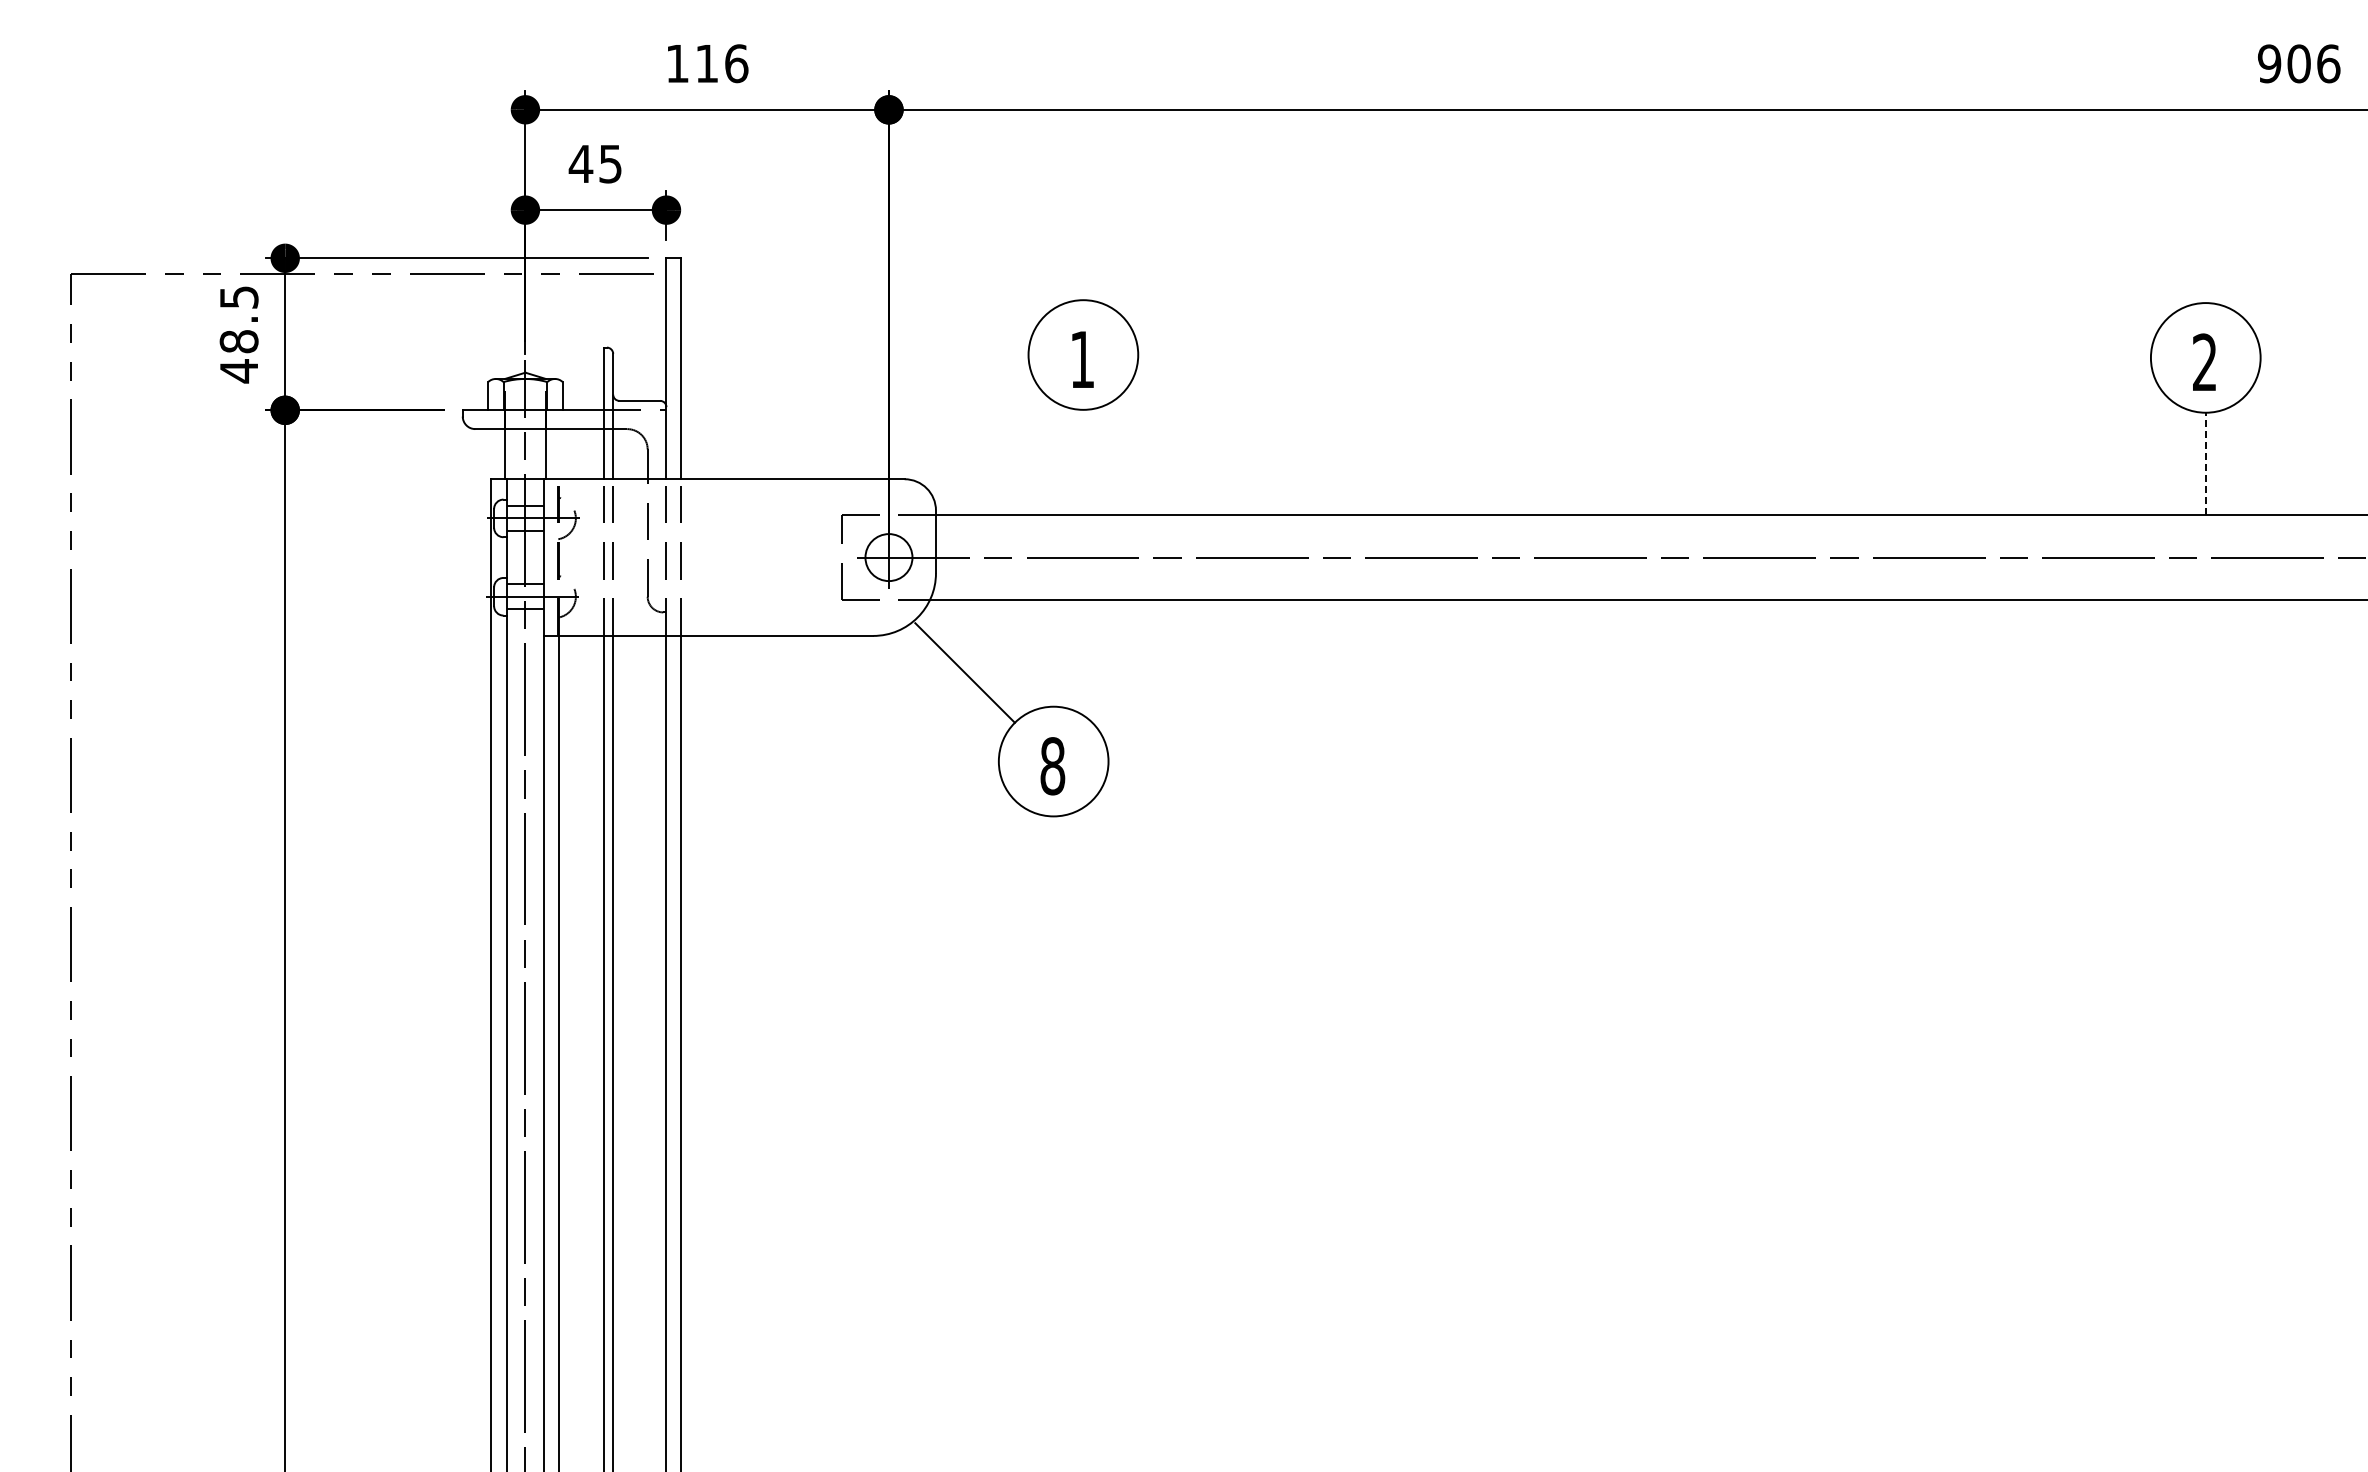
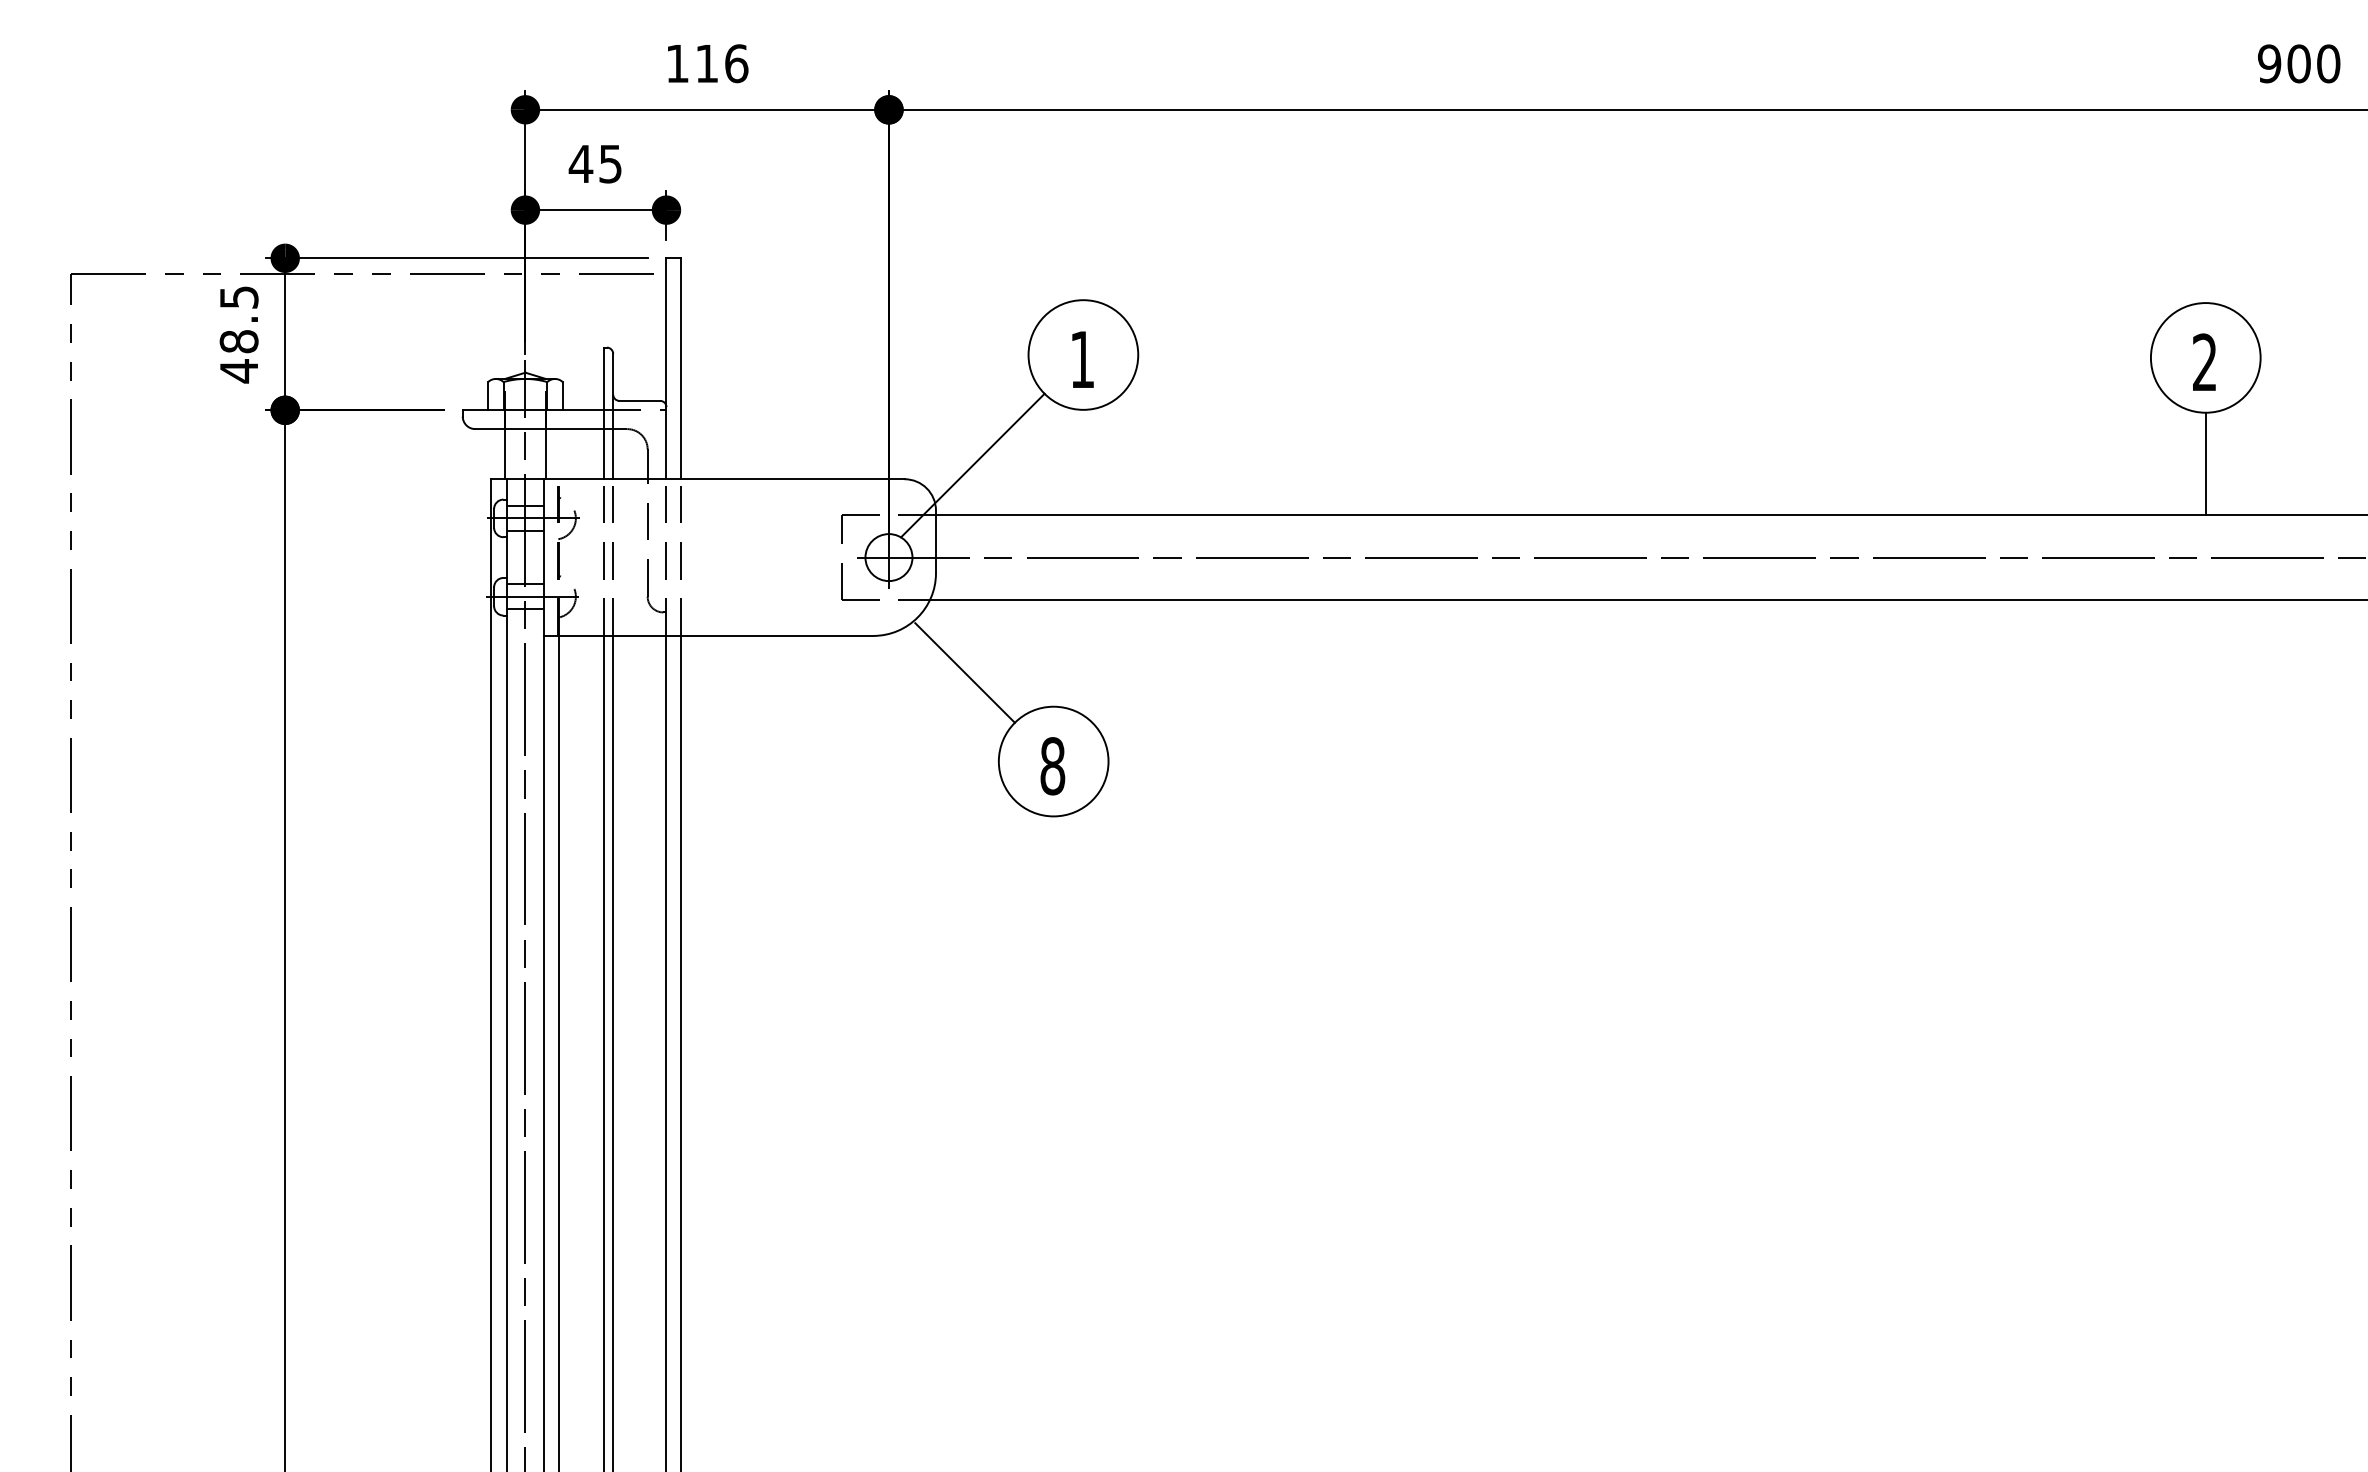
text: 906 -> 900 (2328, 63)
line: dashed -> solid (2205, 463)
line: none -> present (972, 465)
